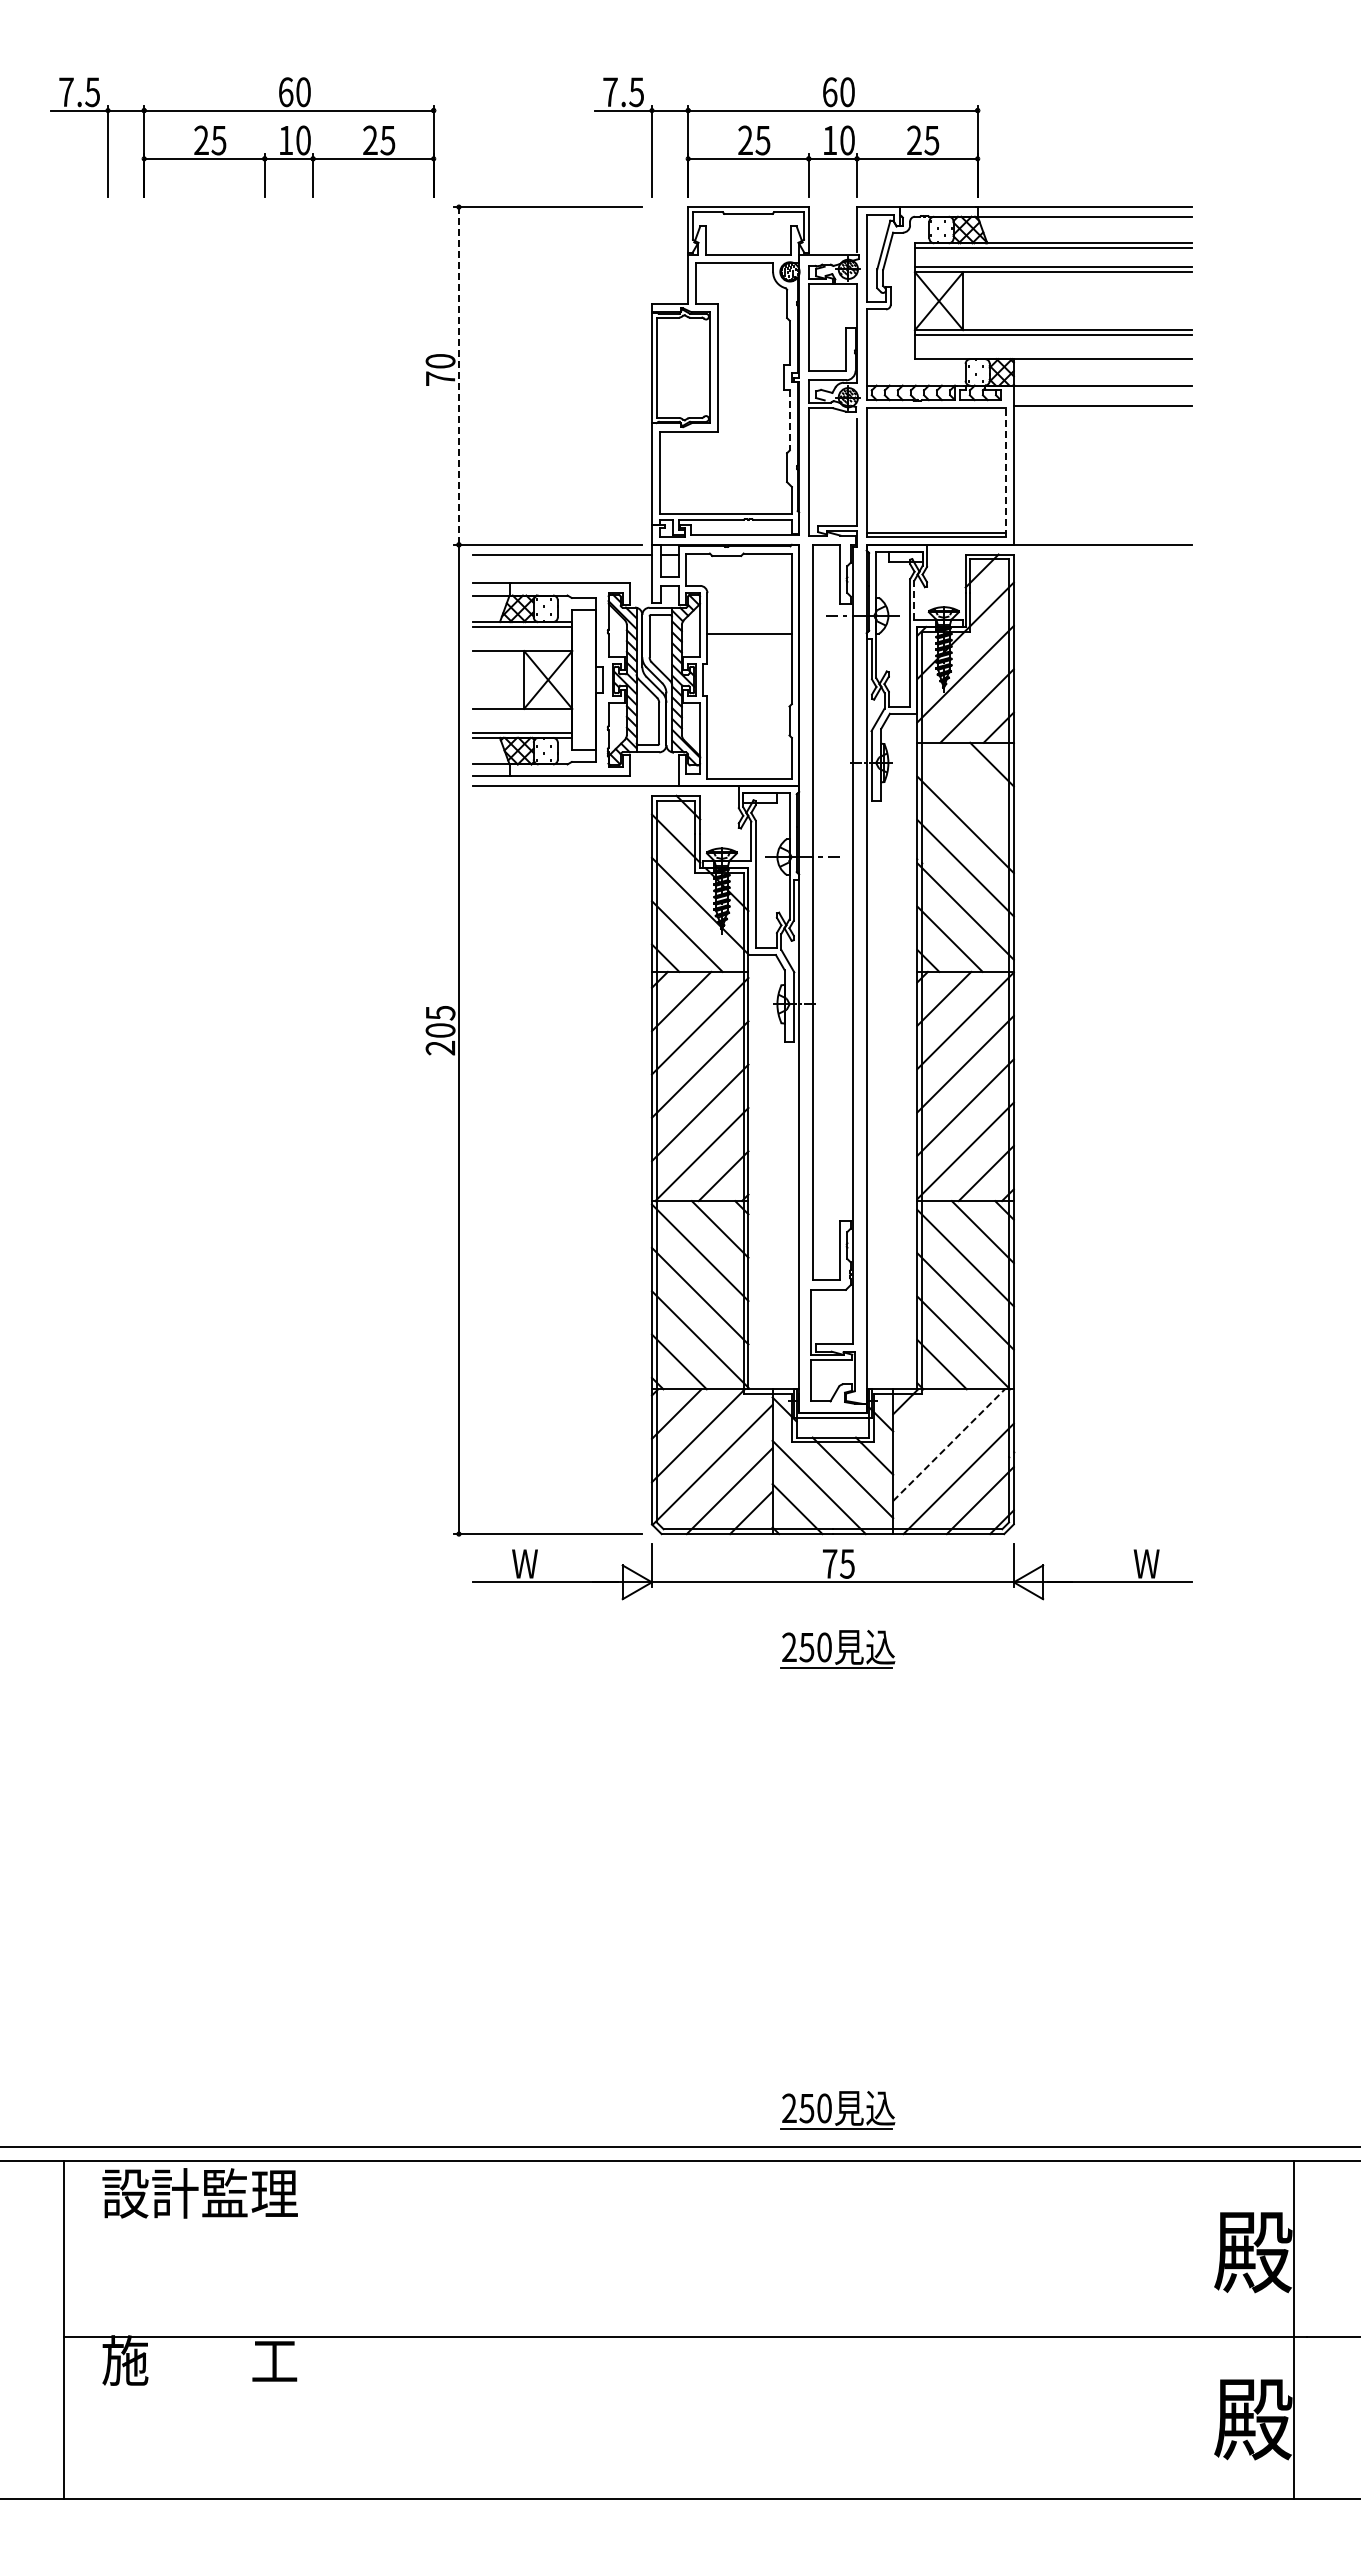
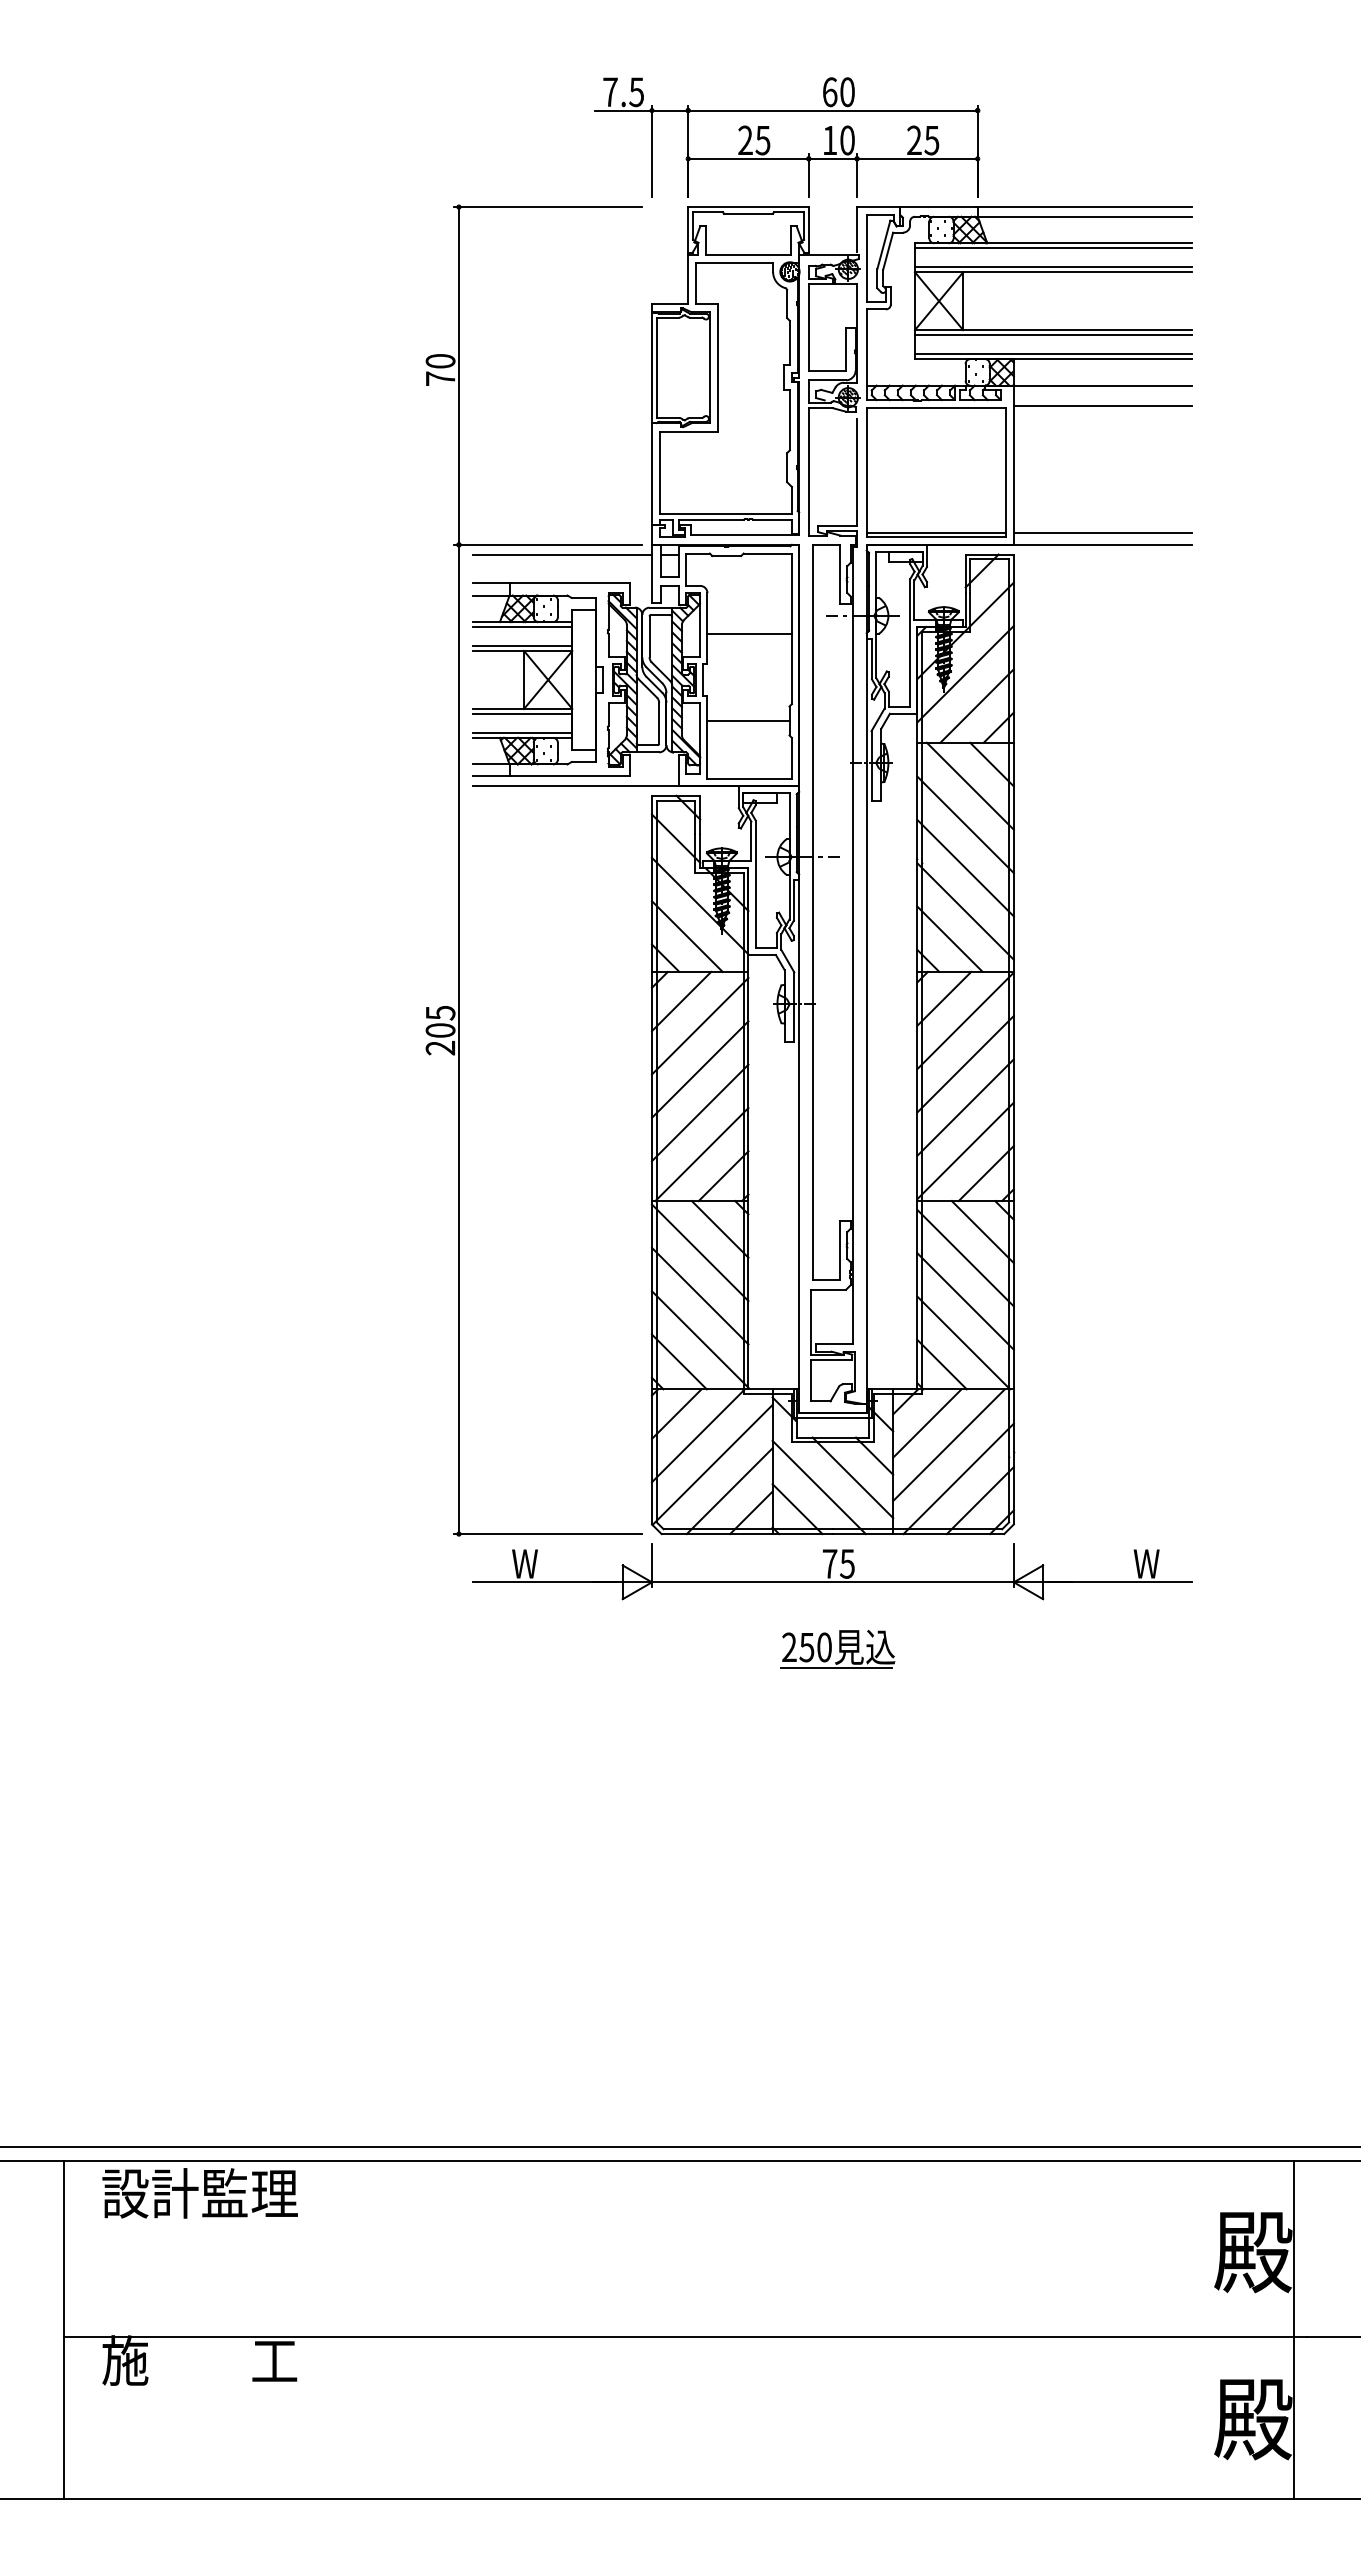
part: present -> none (243, 137)
line: none -> present (1053, 354)
line: dashed -> solid (458, 375)
line: dashed -> solid (789, 420)
line: dashed -> solid (1005, 472)
line: none -> present (1102, 532)
line: dashed -> solid (914, 600)
line: none -> present (522, 646)
line: none -> present (522, 713)
line: none -> present (748, 721)
line: none -> present (969, 785)
line: none -> present (927, 1423)
line: dashed -> solid (949, 1445)
part: present -> none (837, 2110)
